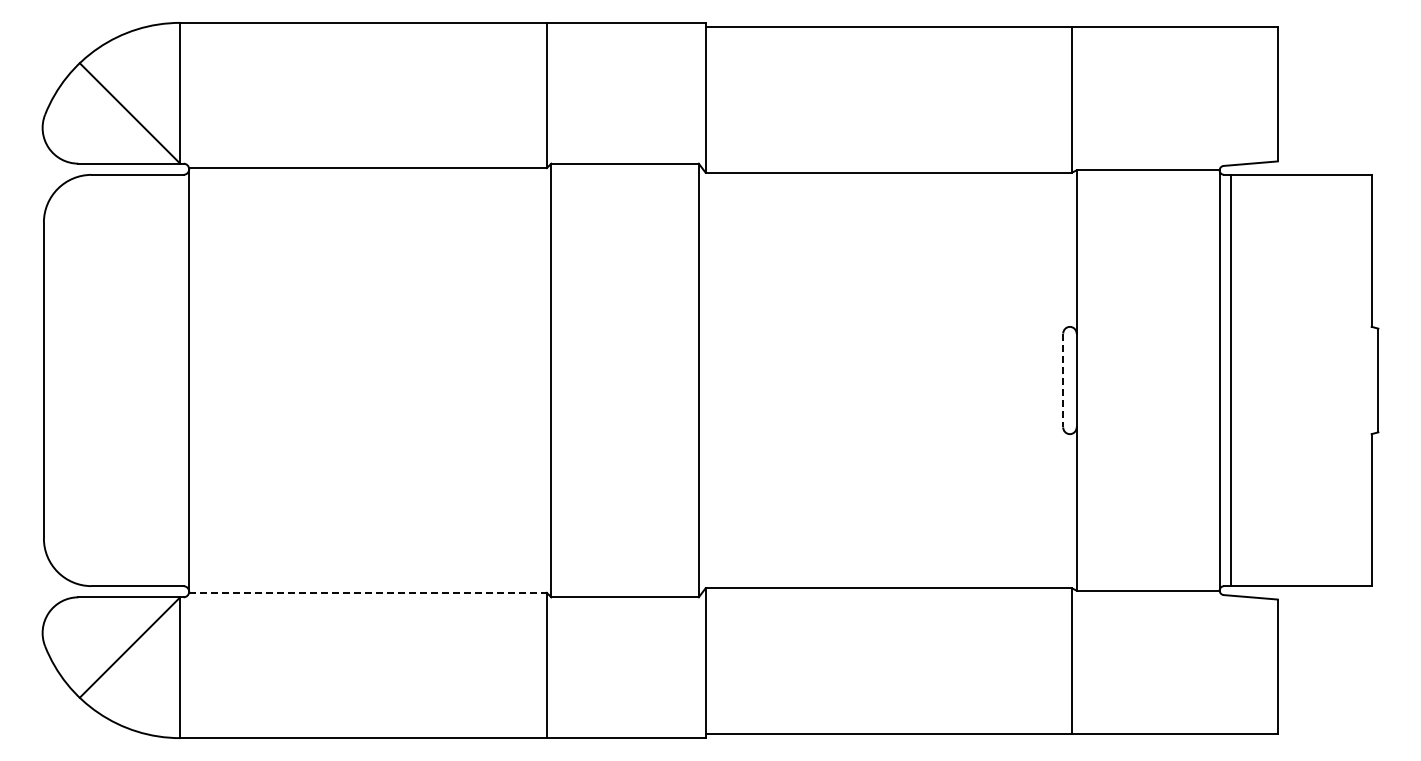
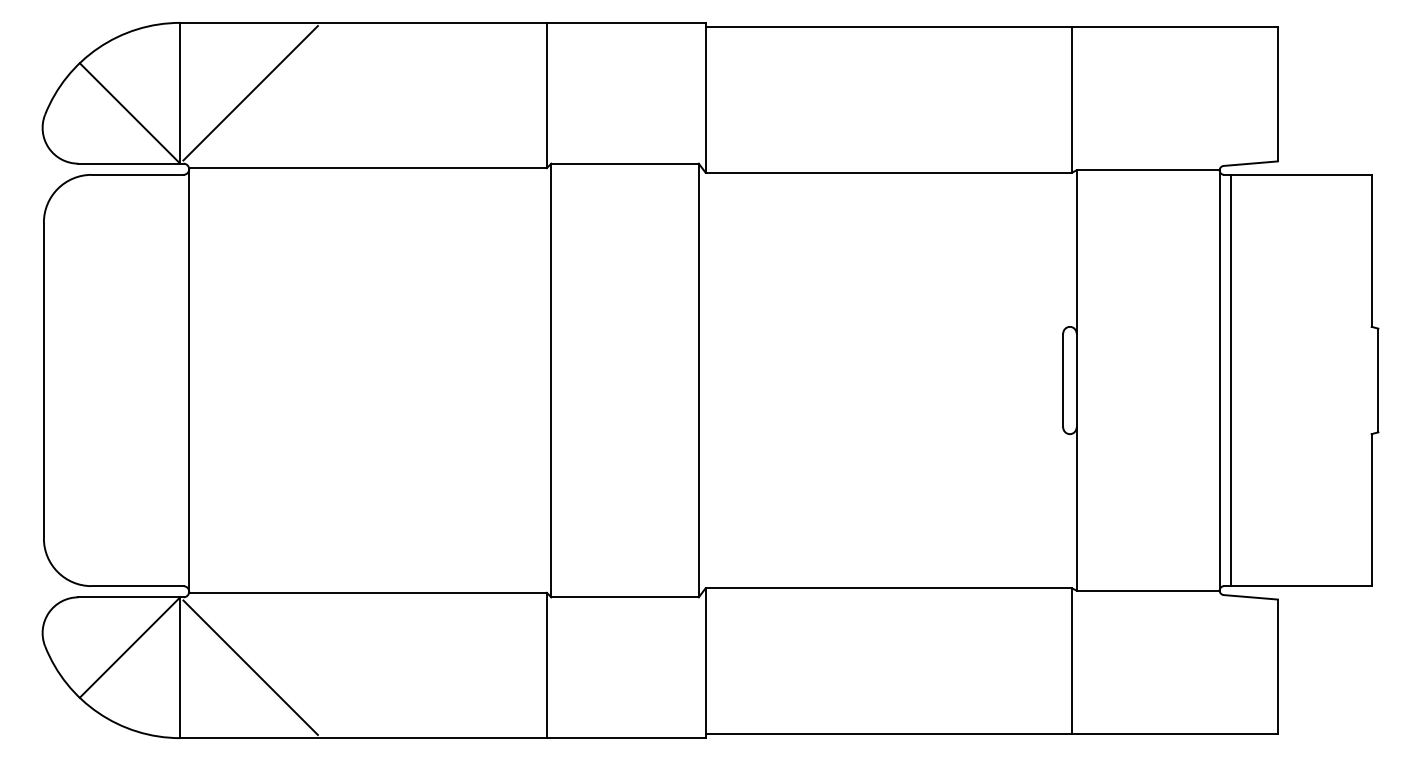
line: none -> present (250, 93)
line: dashed -> solid (1063, 380)
line: dashed -> solid (367, 592)
line: none -> present (250, 667)
